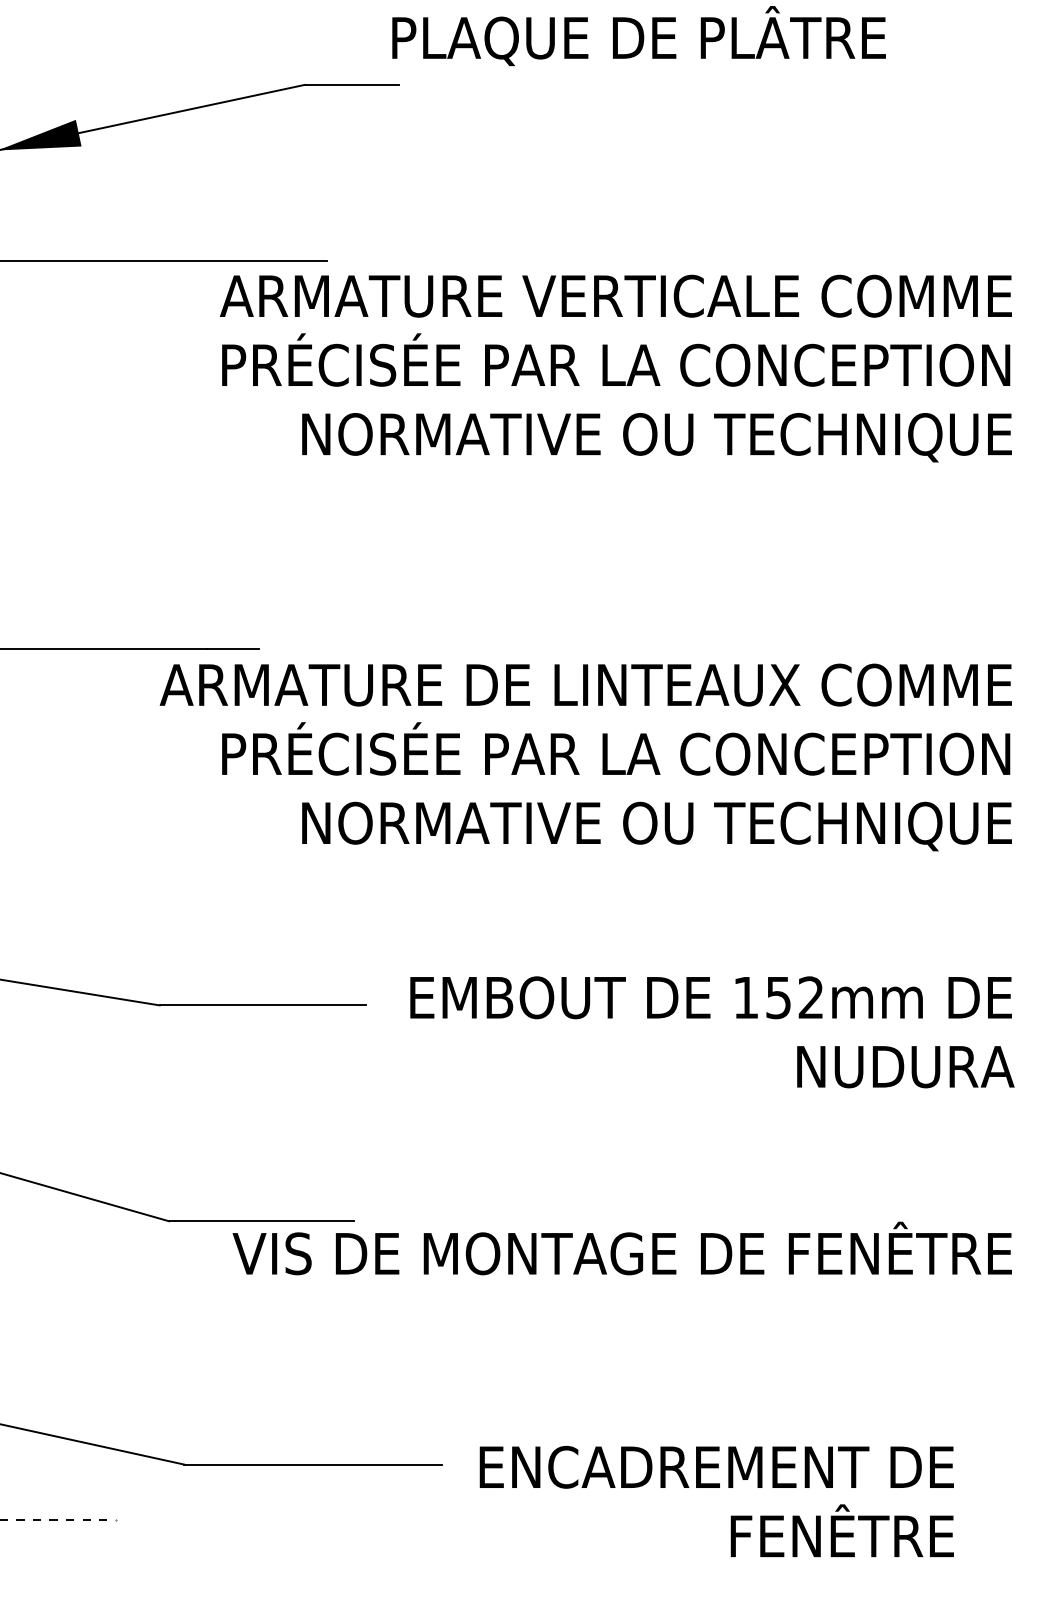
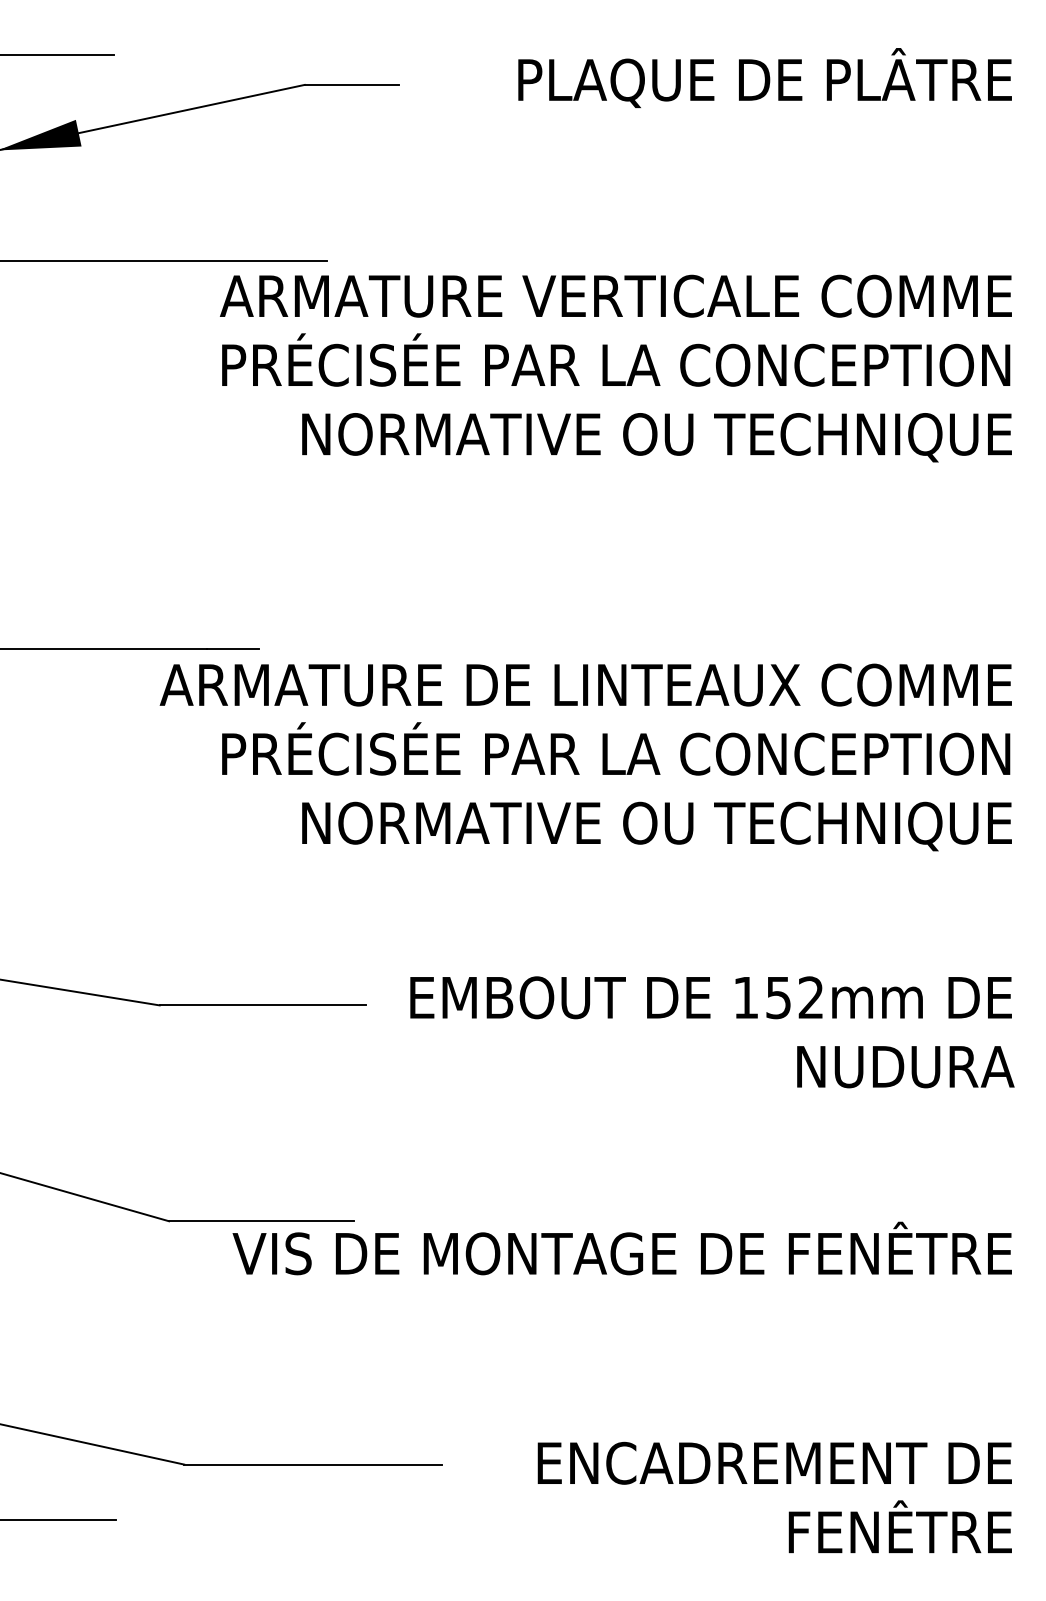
text position: (638, 36) -> (764, 78) (764, 78)
line: none -> present (58, 55)
text position: (716, 1501) -> (774, 1497) (774, 1497)
line: dashed -> solid (58, 1520)
